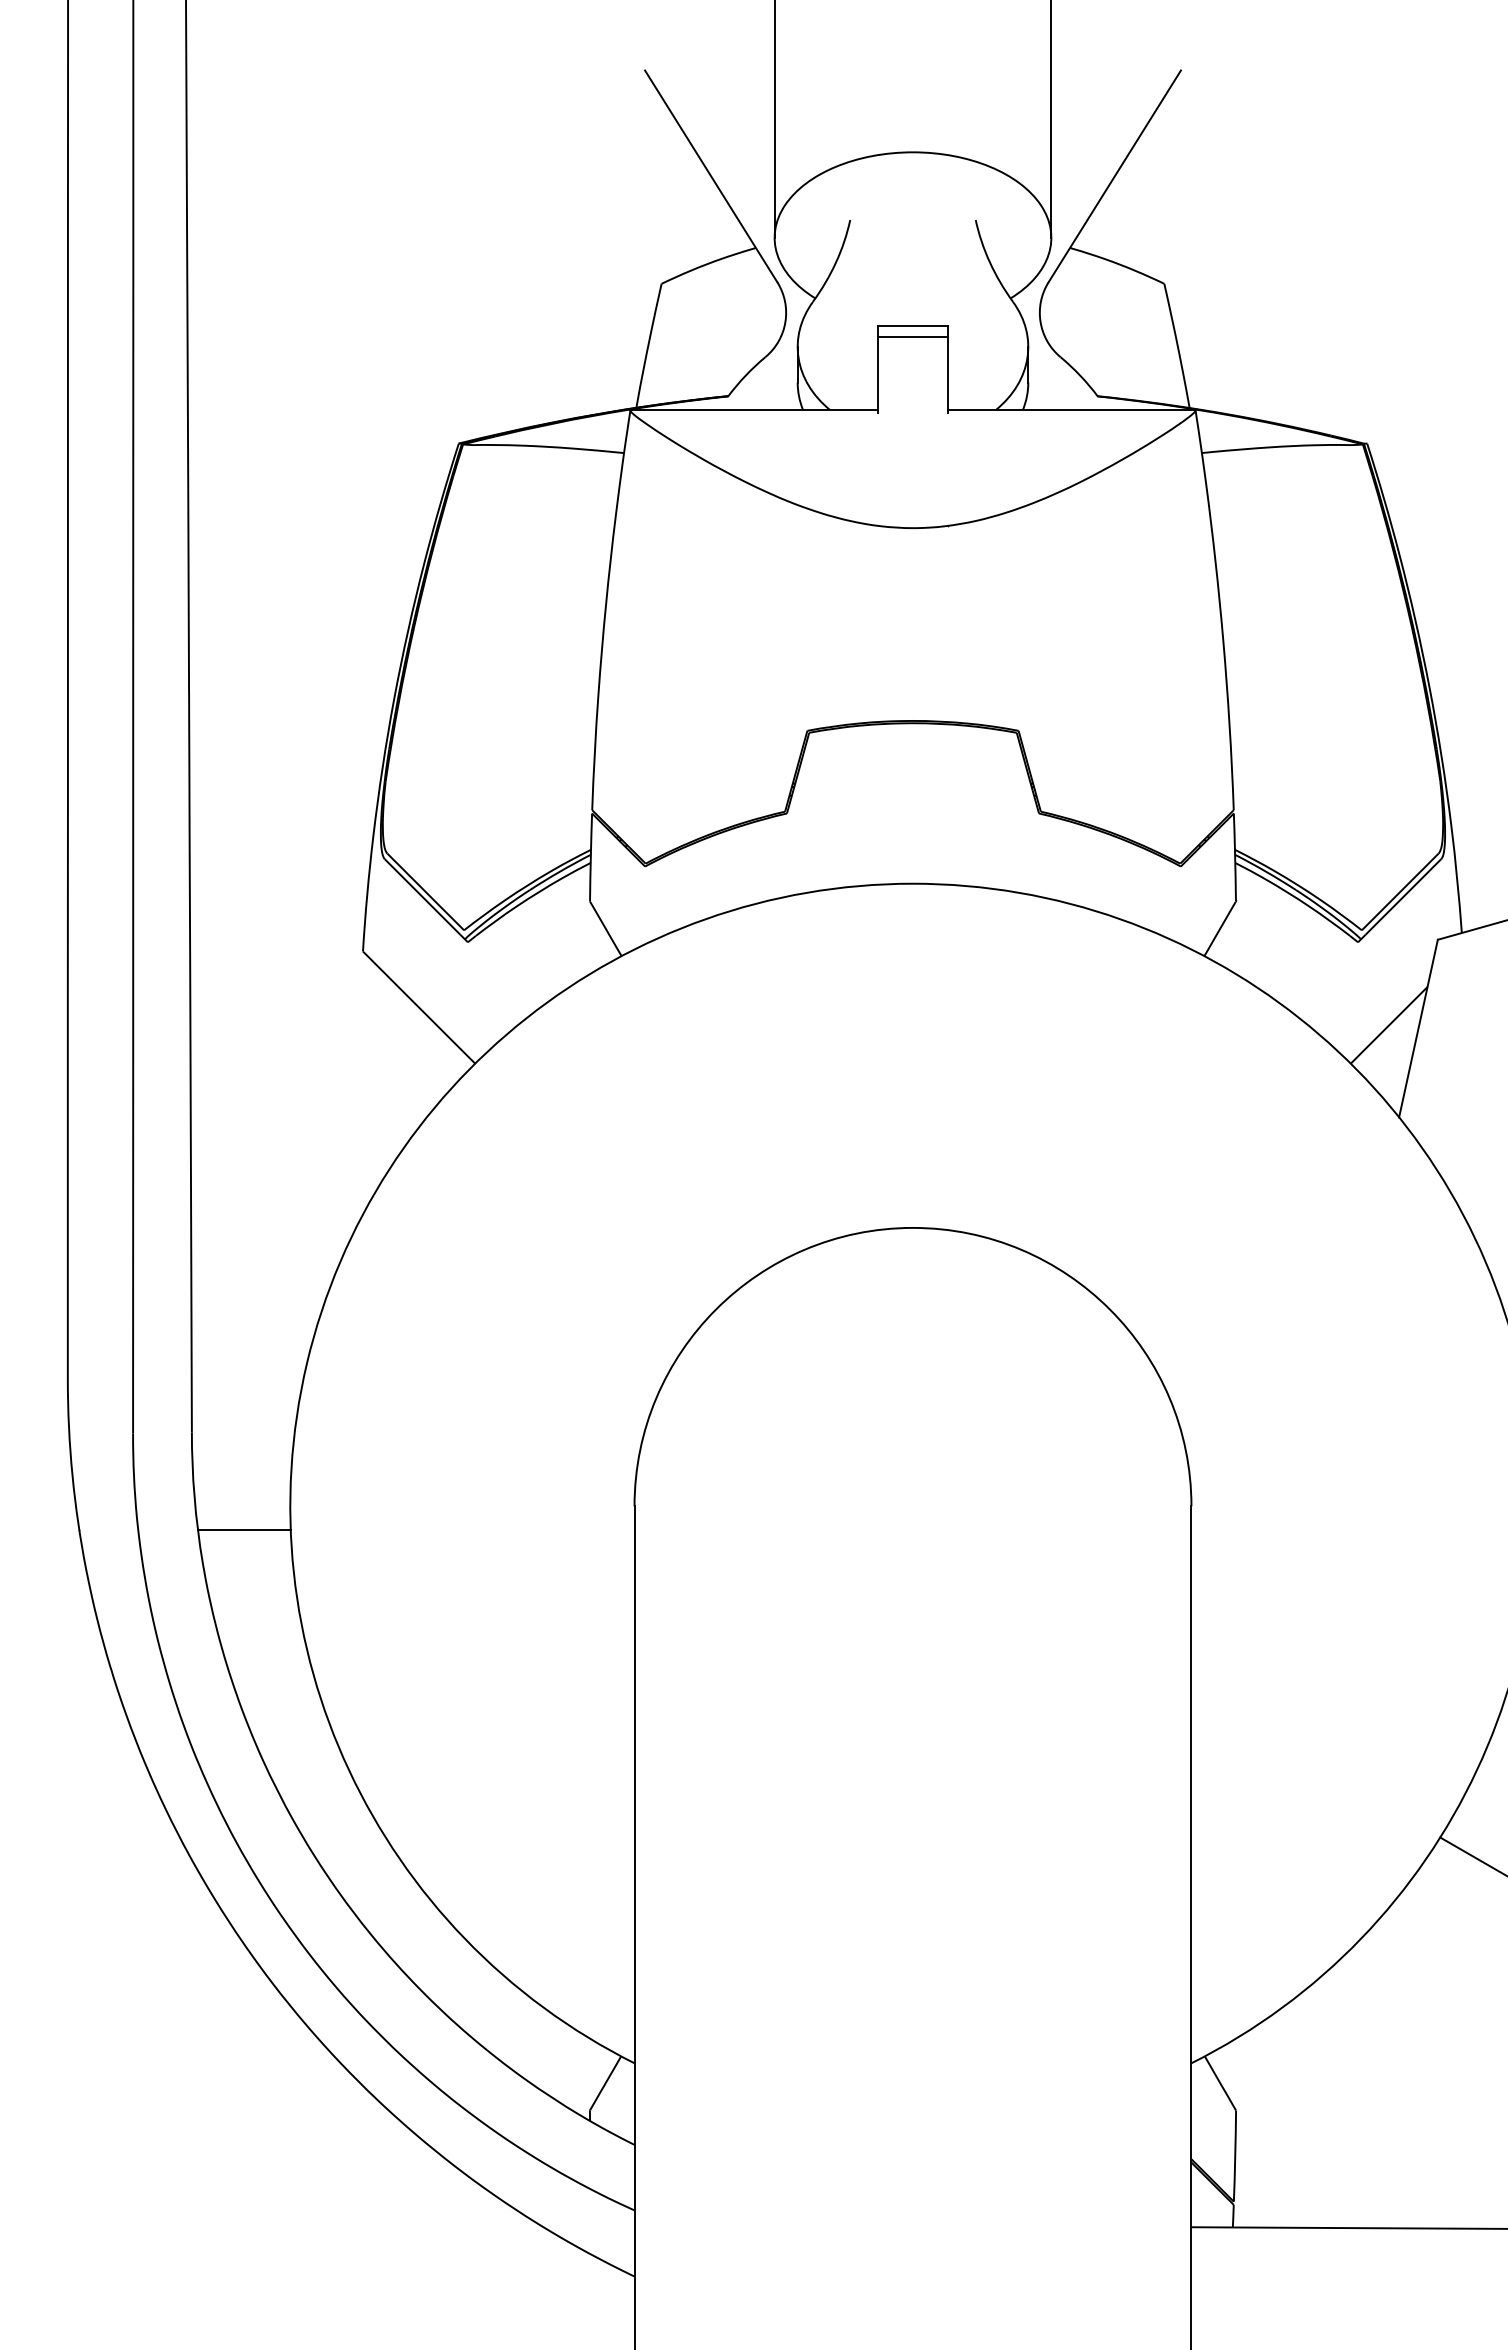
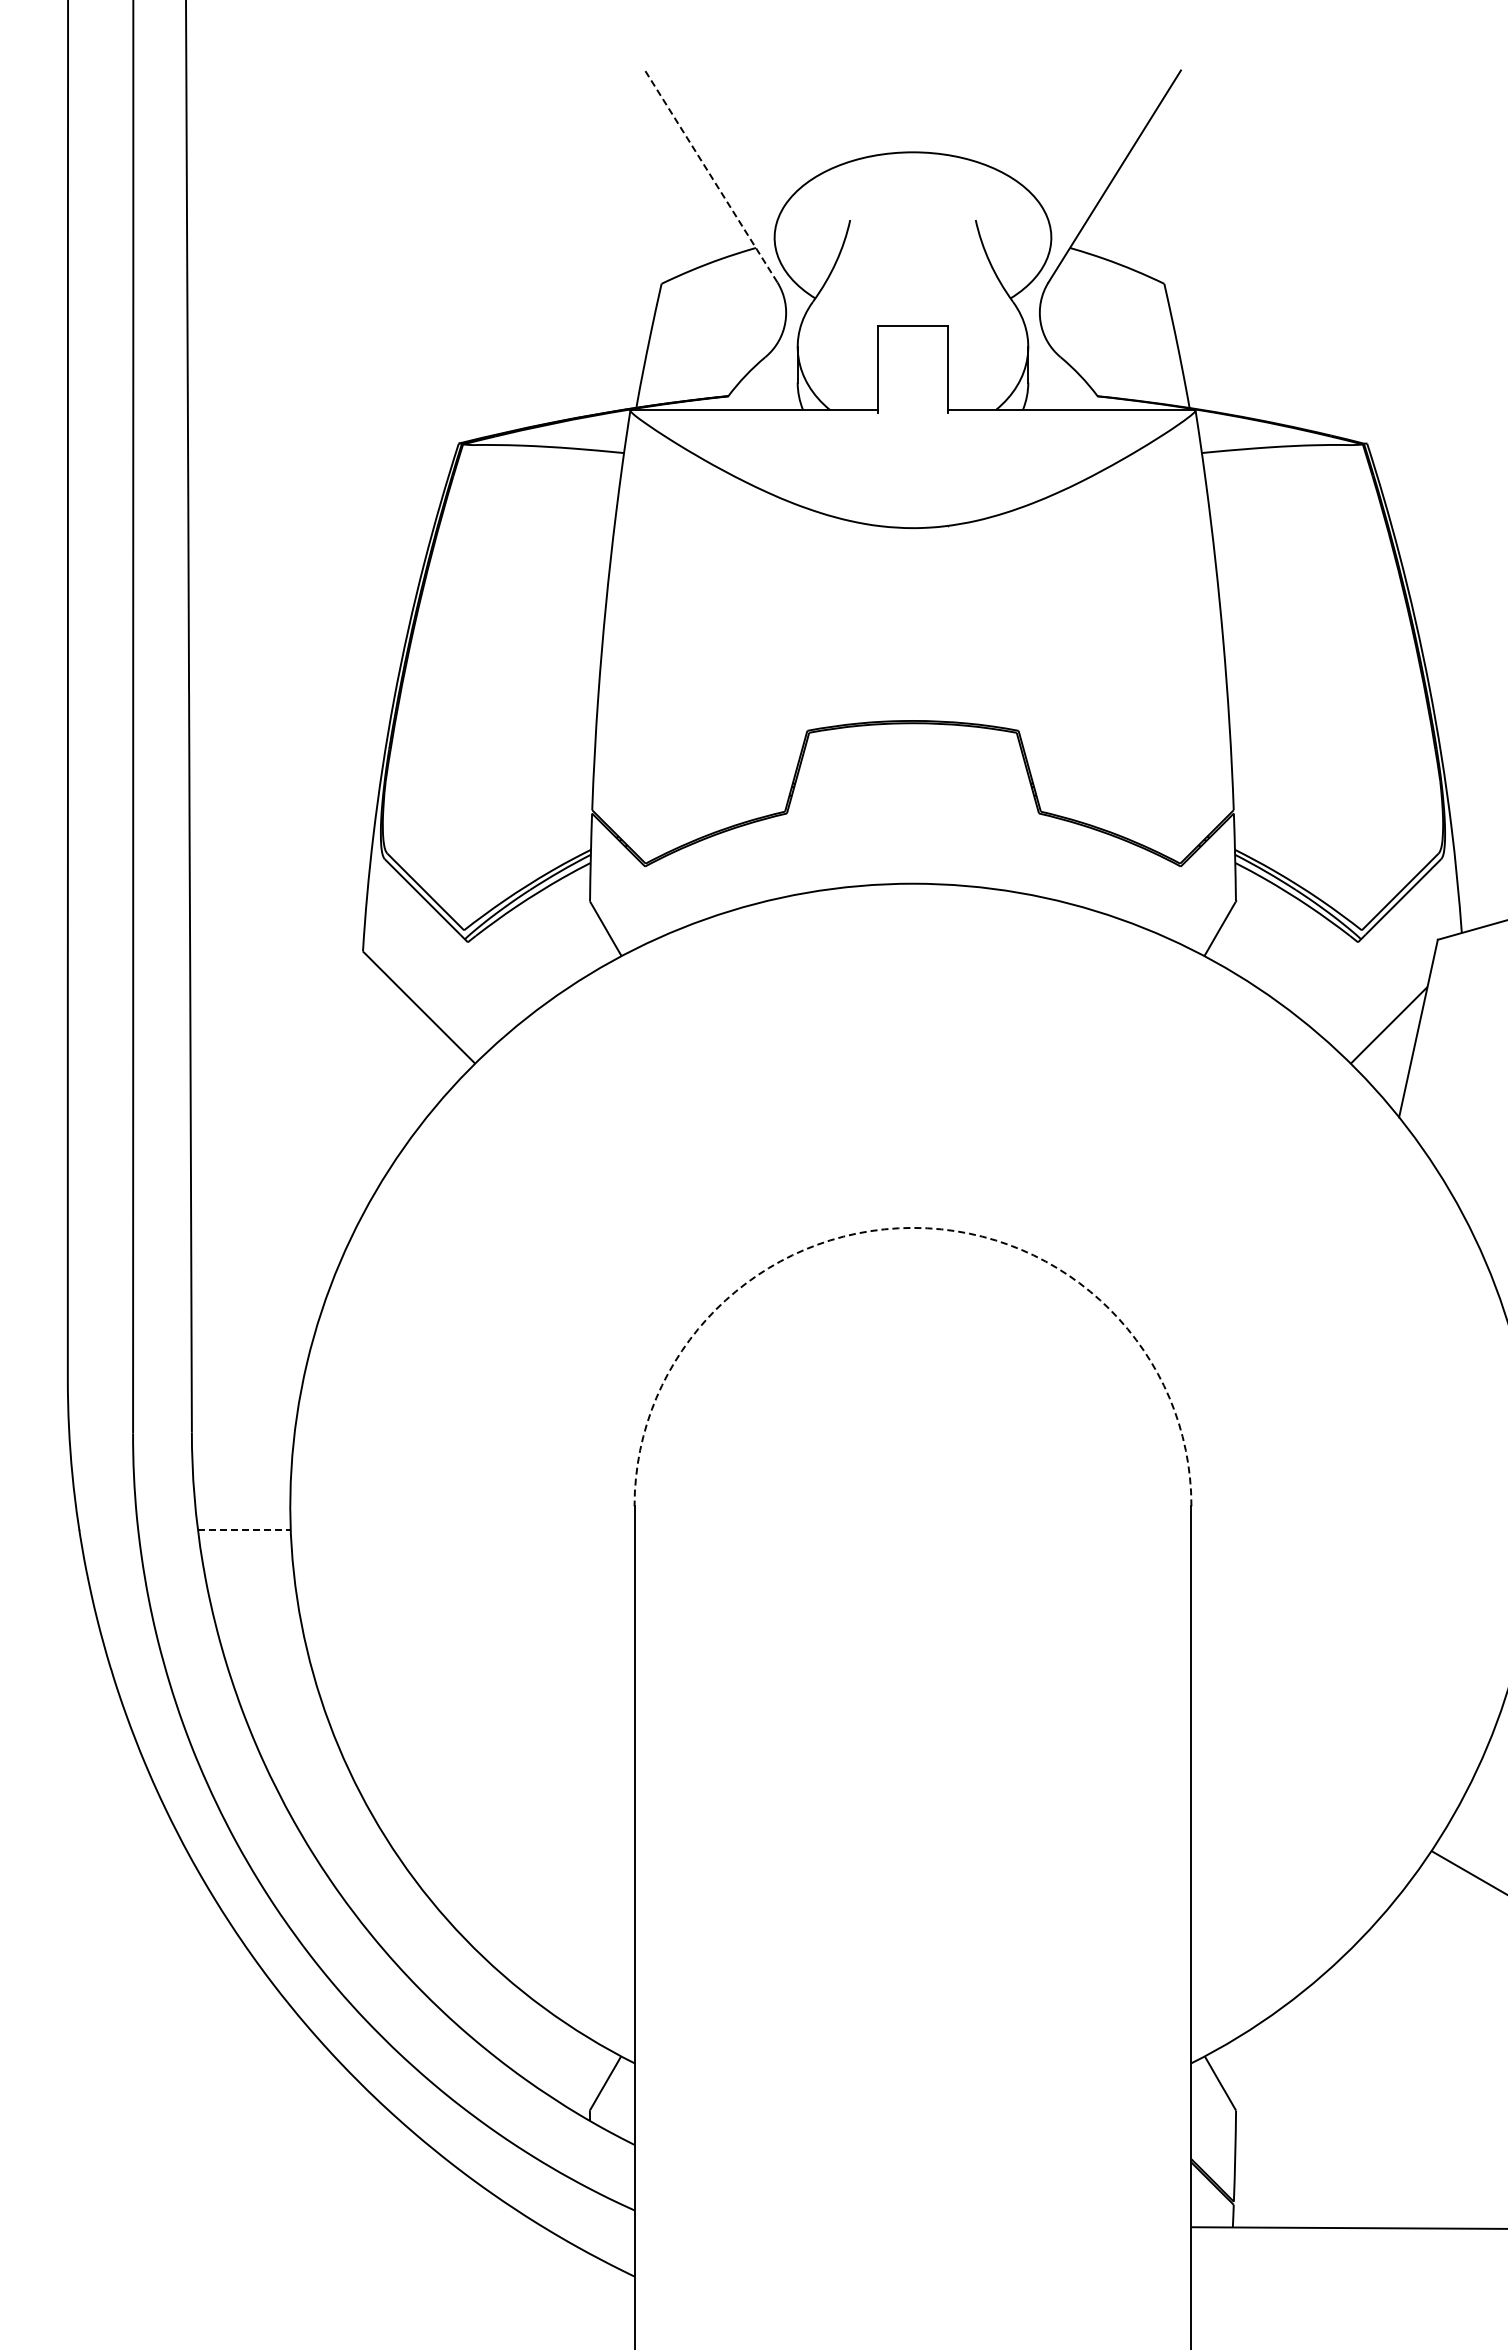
line: present -> none (774, 119)
line: present -> none (1051, 119)
line: solid -> dashed (711, 176)
line: present -> none (912, 337)
arc: solid -> dashed (912, 1227)
line: solid -> dashed (244, 1529)
line position: (1472, 1855) -> (1468, 1872) (1468, 1872)
